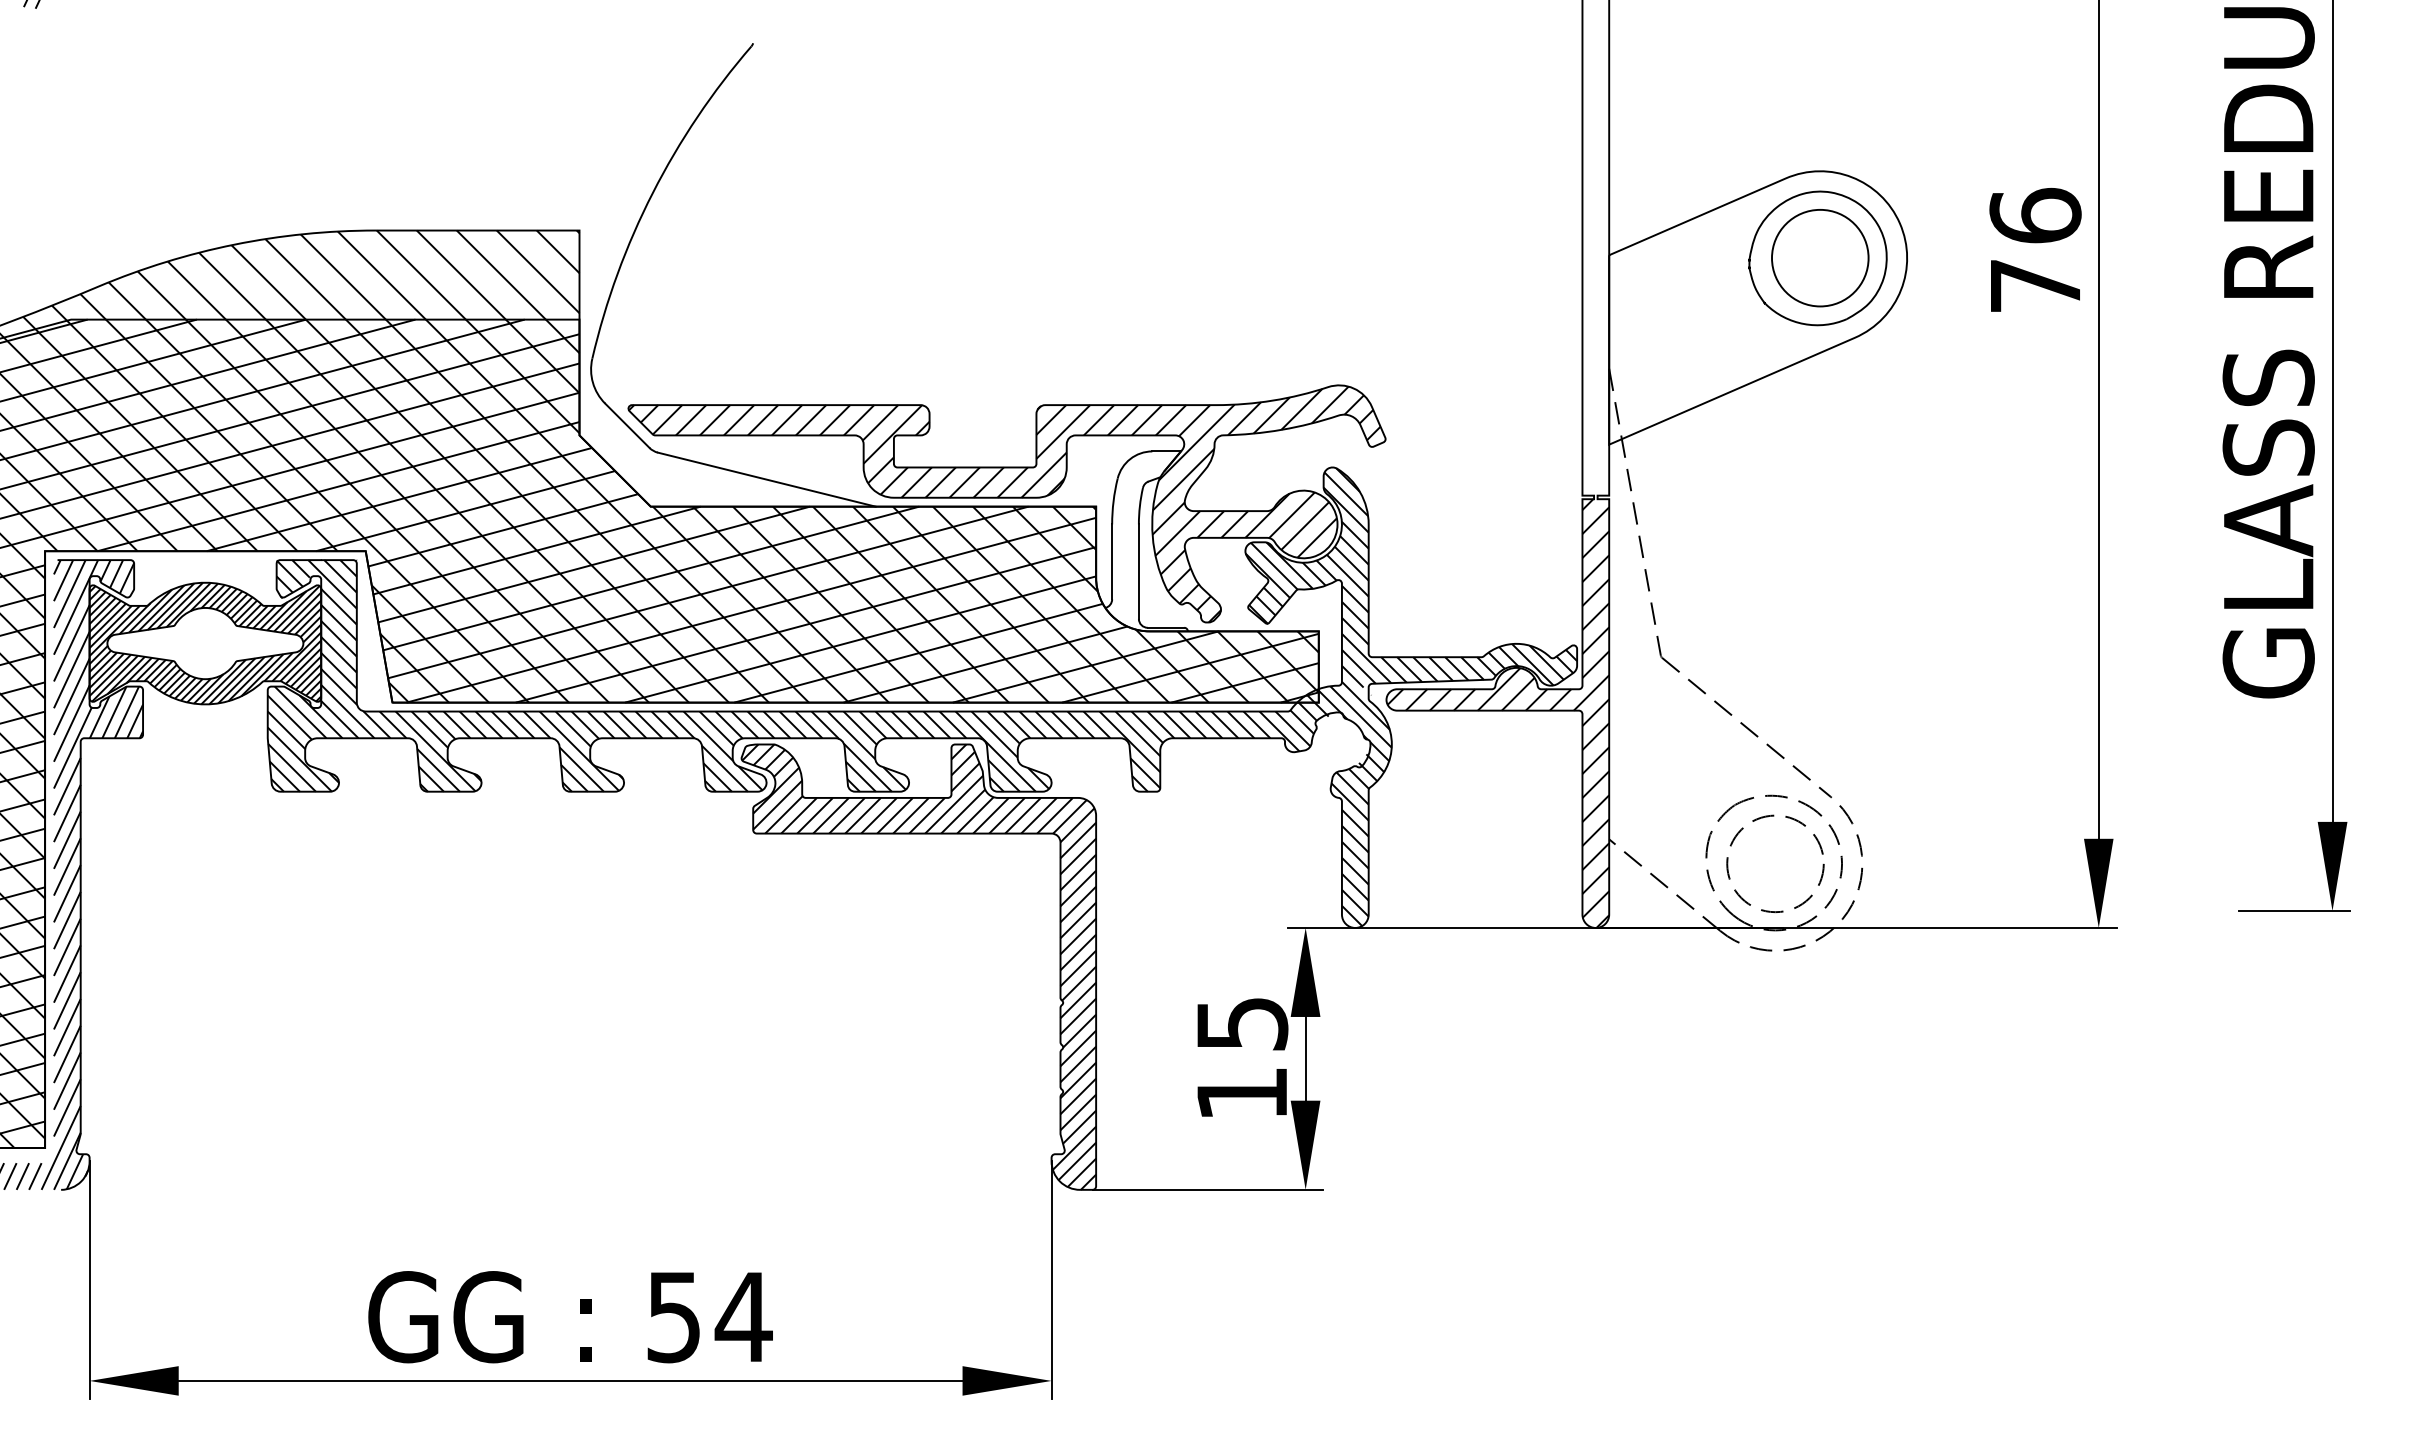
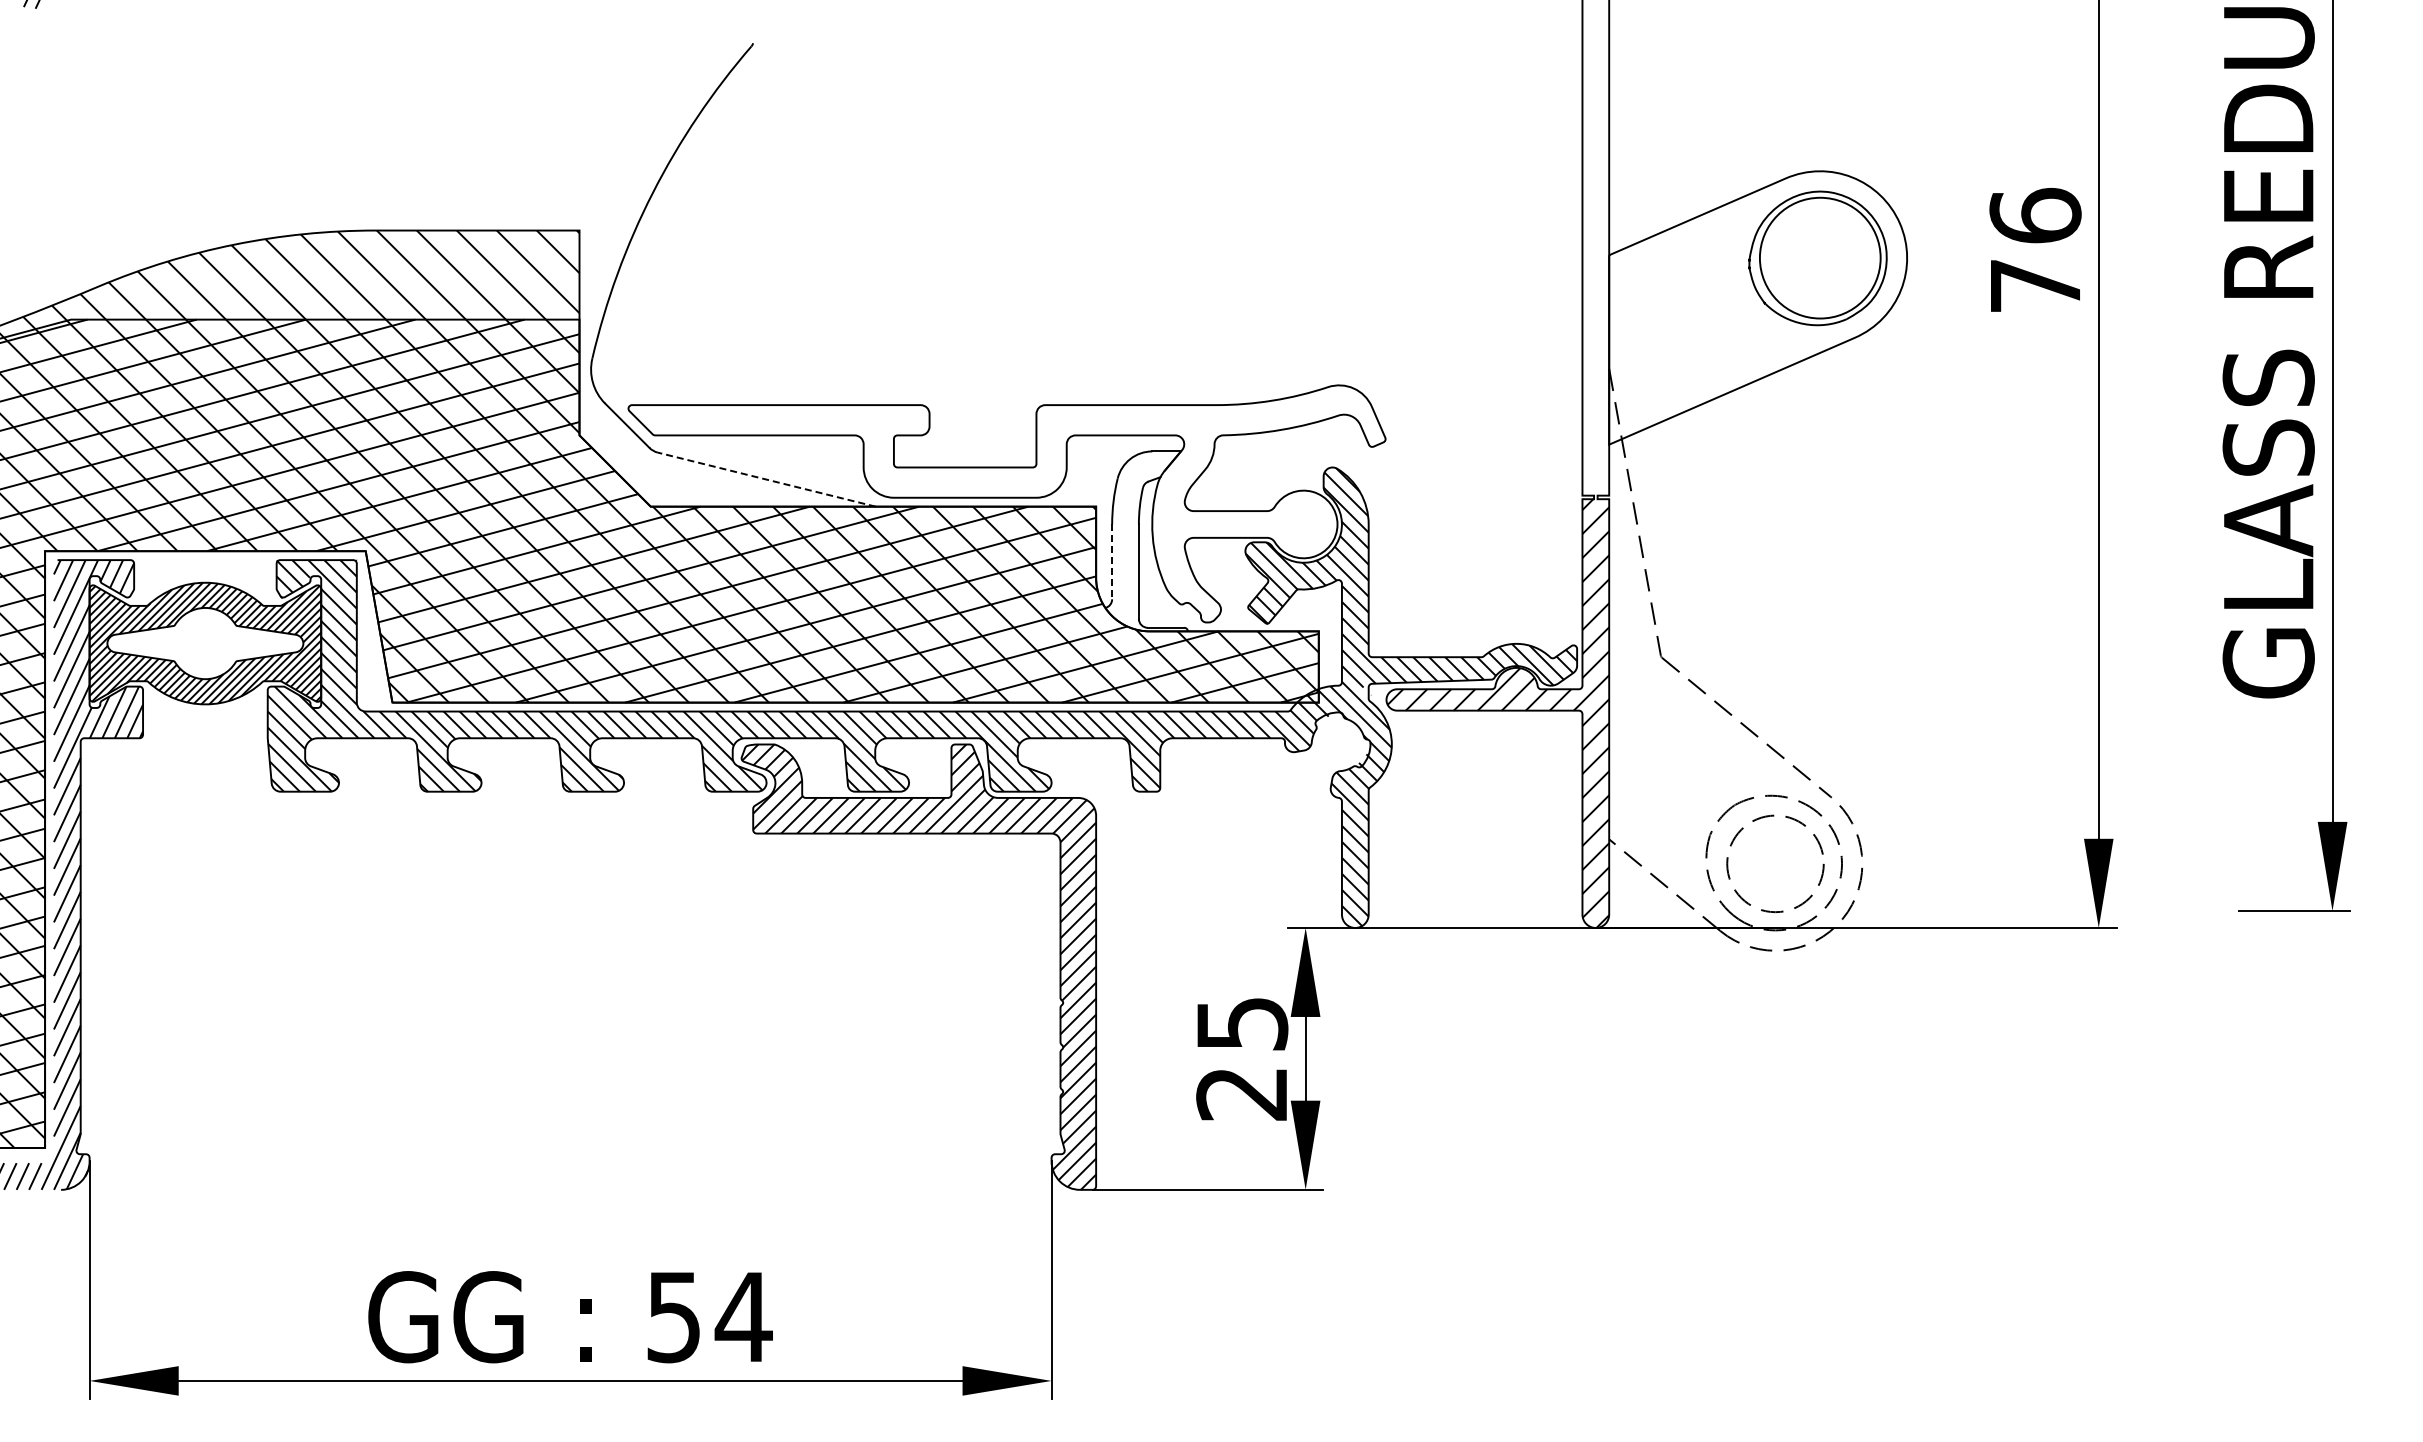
circle diameter: 97 px -> 121 px (1819, 257)
line: solid -> dashed (766, 479)
hatch: present -> none (1004, 504)
line: solid -> dashed (1112, 562)
text: 15 -> 25 (1241, 1094)
